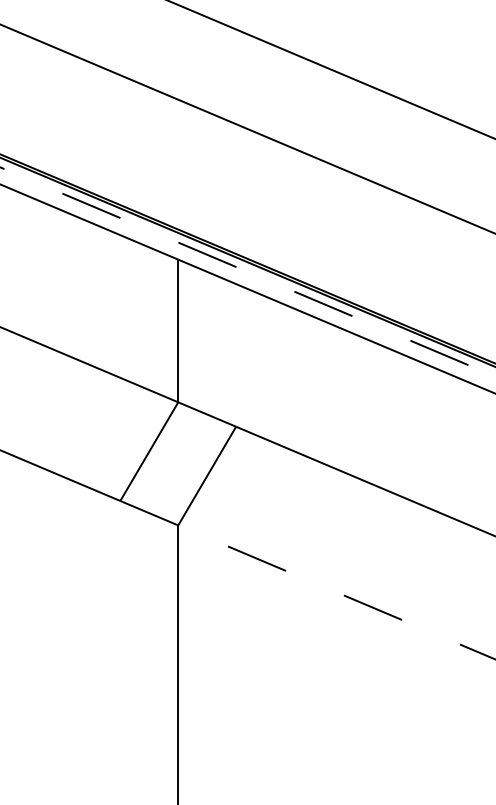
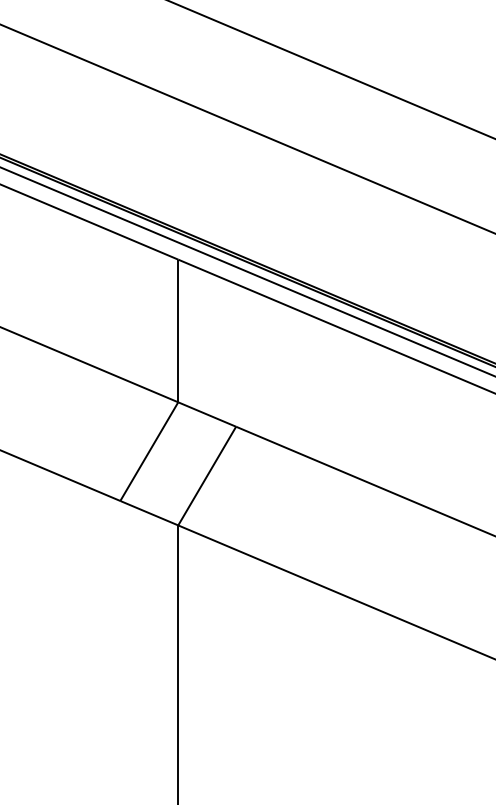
line: dashed -> solid (247, 271)
line: dashed -> solid (336, 592)
